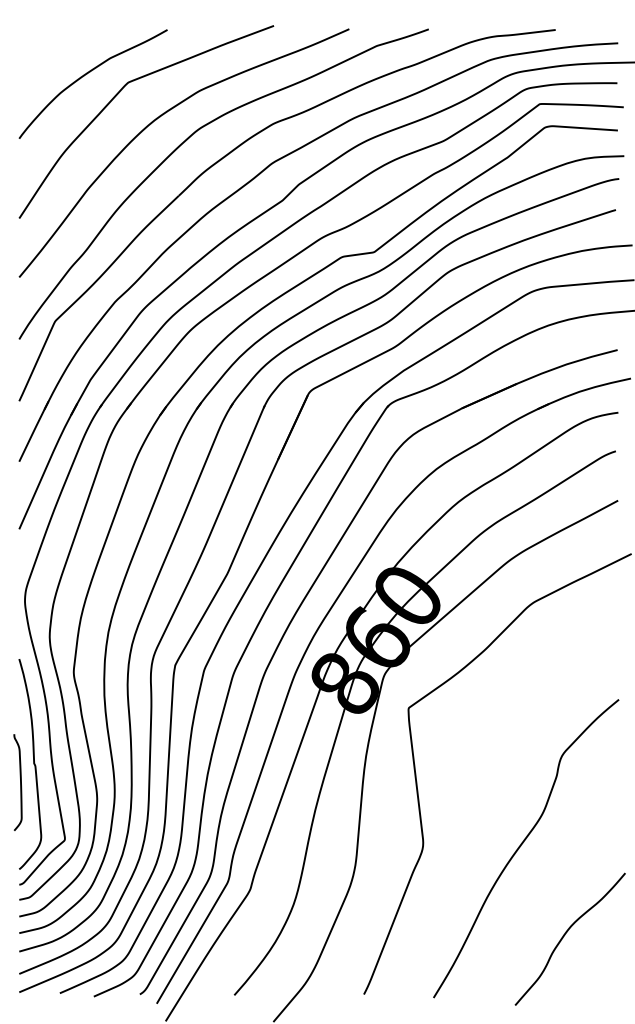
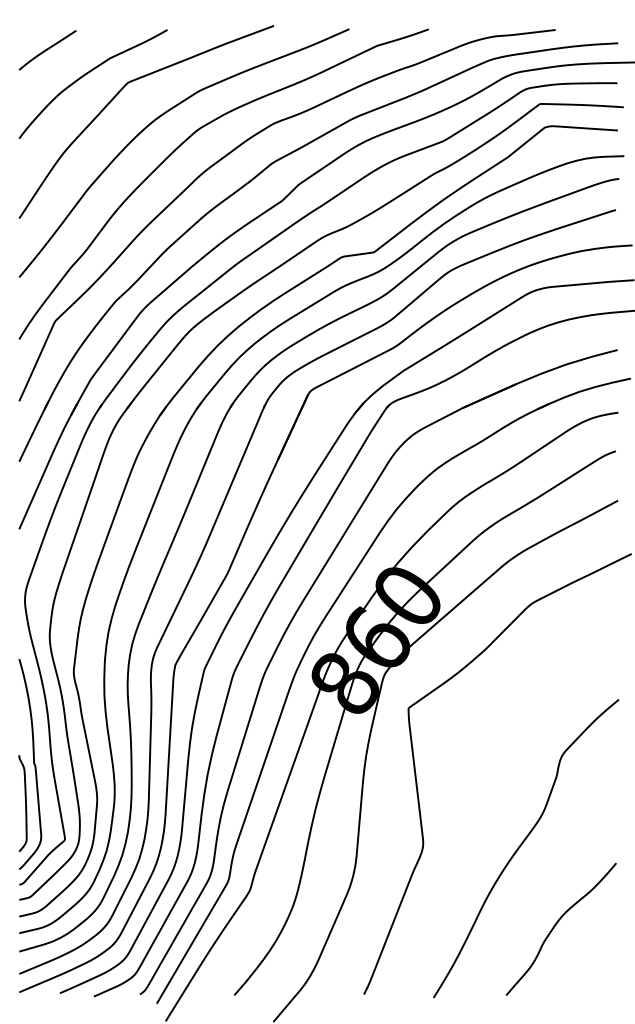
curve: none -> present (47, 50)
curve position: (20, 782) -> (25, 803) (25, 803)
curve position: (565, 935) -> (556, 925) (556, 925)
